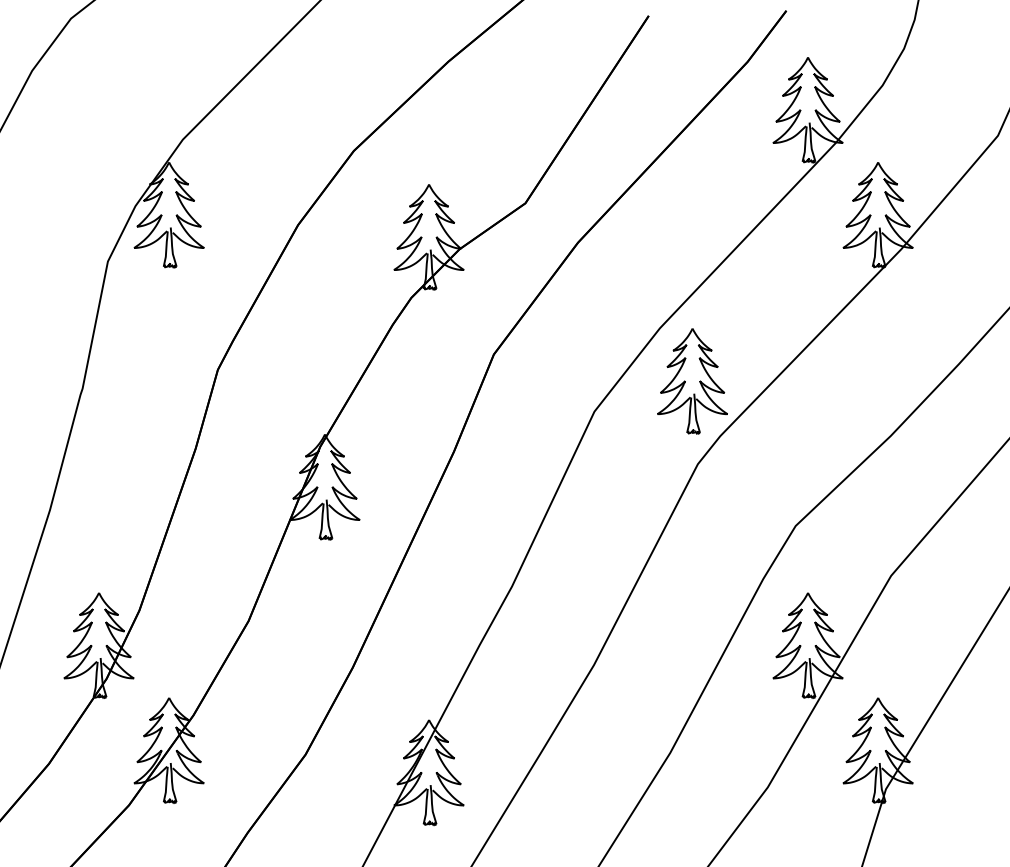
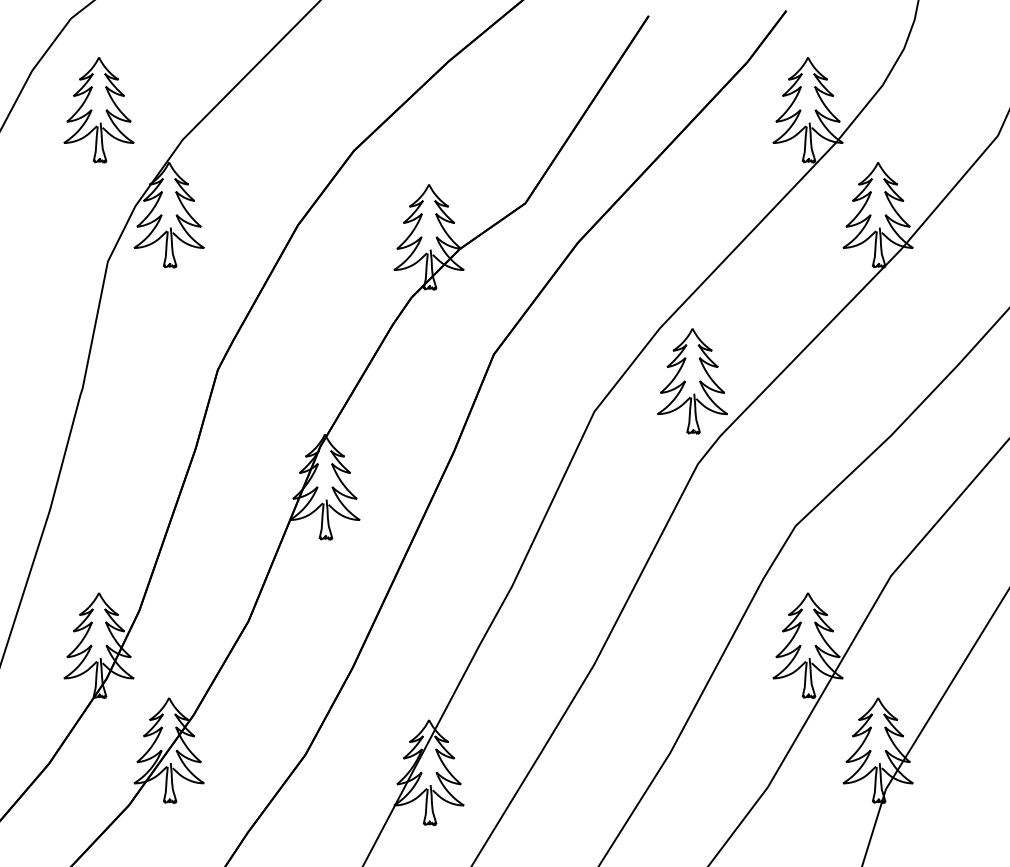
part: none -> present (98, 110)
